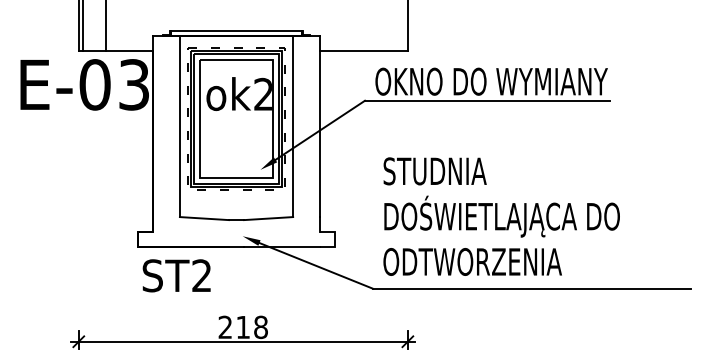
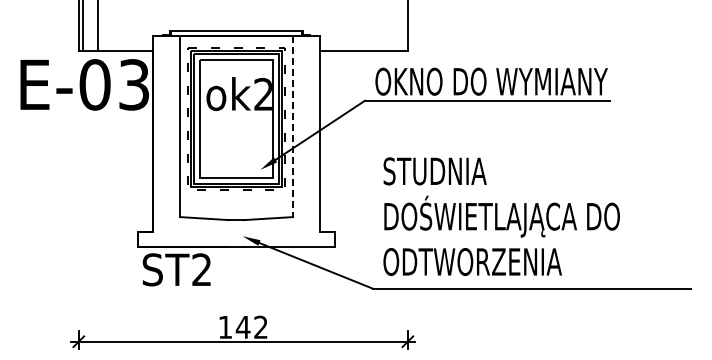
line position: (105, 26) -> (97, 26) (97, 26)
line: solid -> dashed (293, 126)
text position: (176, 275) -> (176, 269) (176, 269)
text: 218 -> 142 (242, 327)
